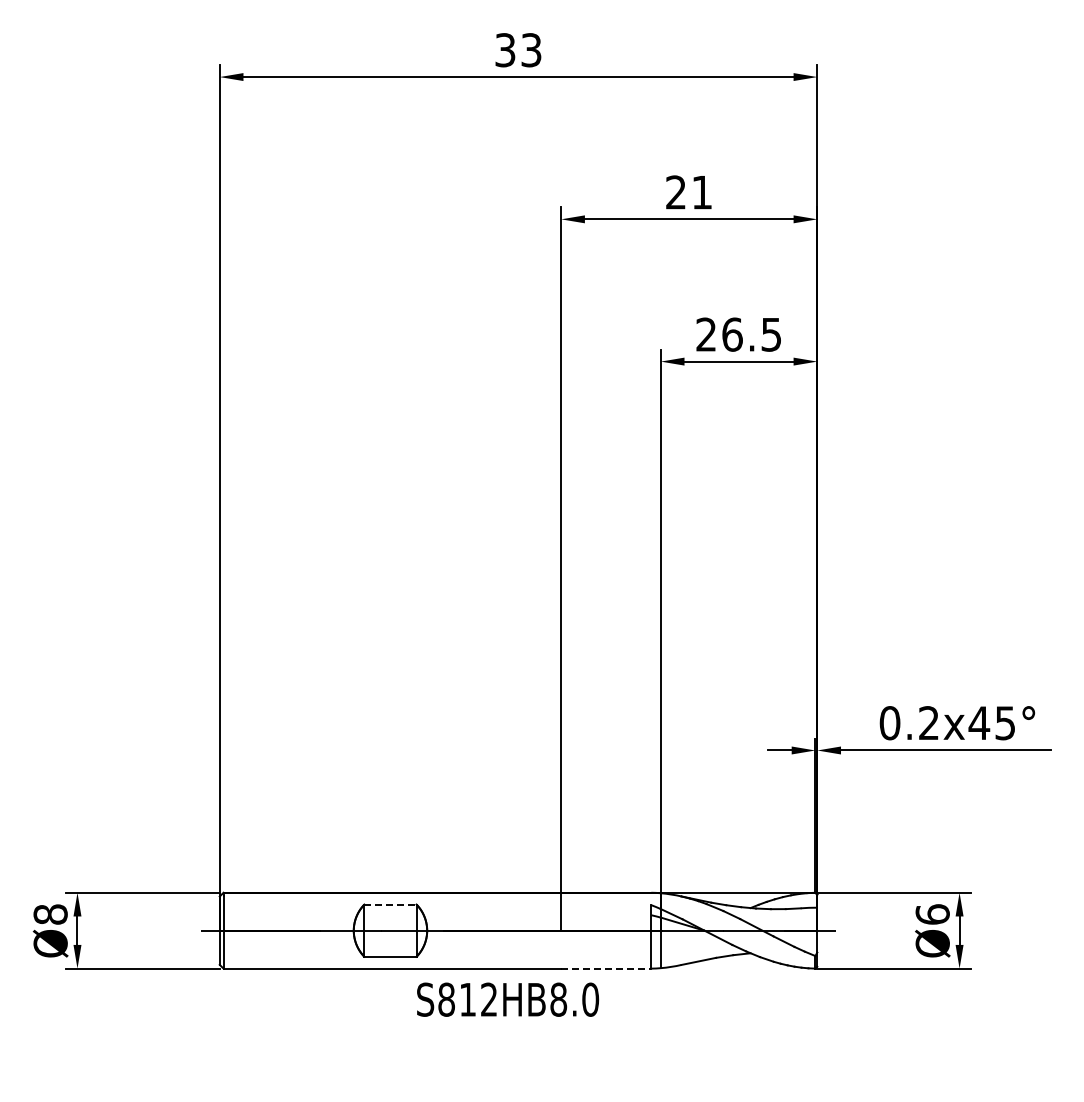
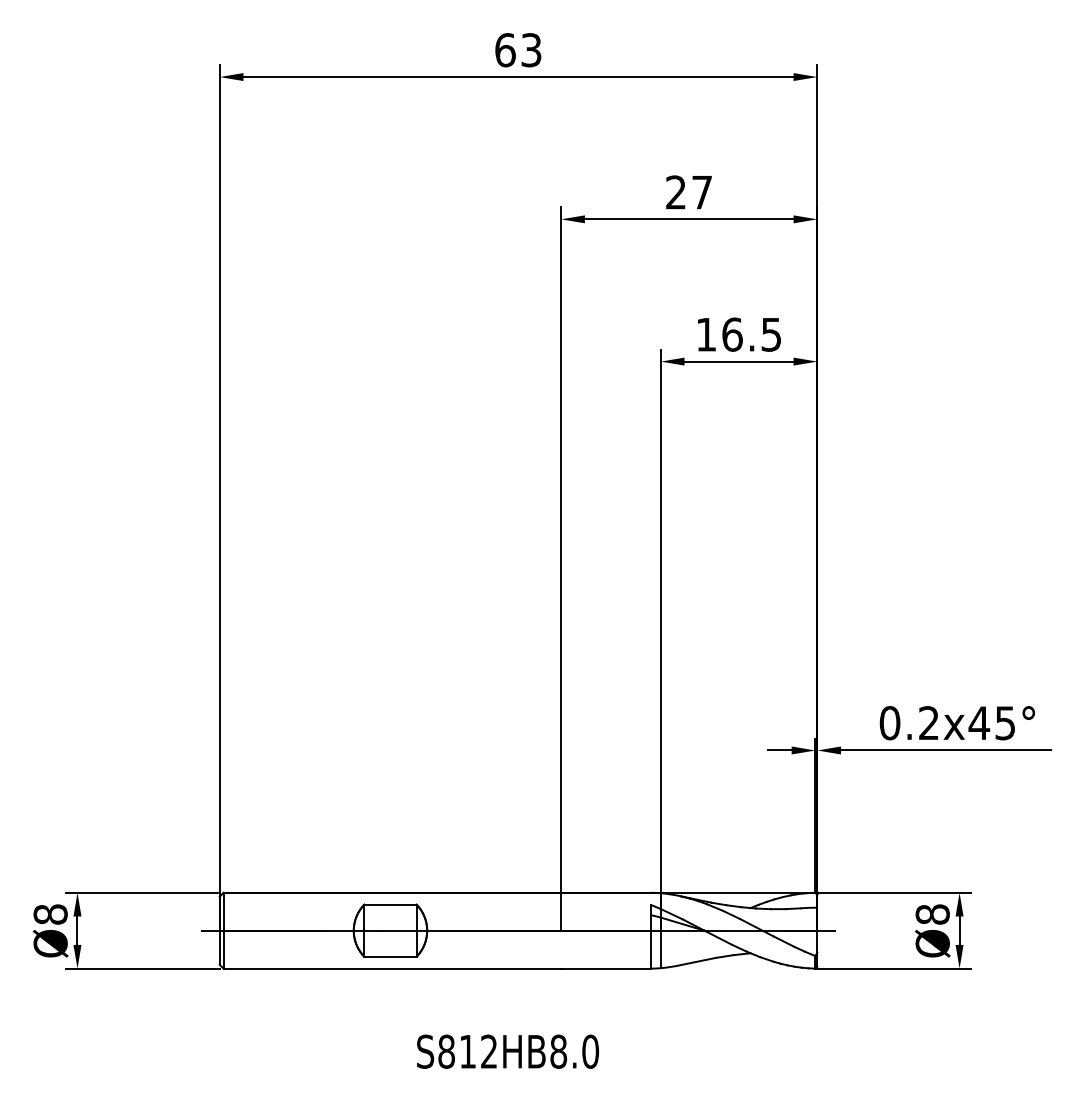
text: 33 -> 63 (505, 50)
text: 21 -> 27 (701, 192)
text: 26.5 -> 16.5 (705, 334)
line: dashed -> solid (390, 904)
text: Ø6 -> Ø8 (932, 914)
line: dashed -> solid (606, 968)
text position: (508, 999) -> (508, 1051) (508, 1051)
